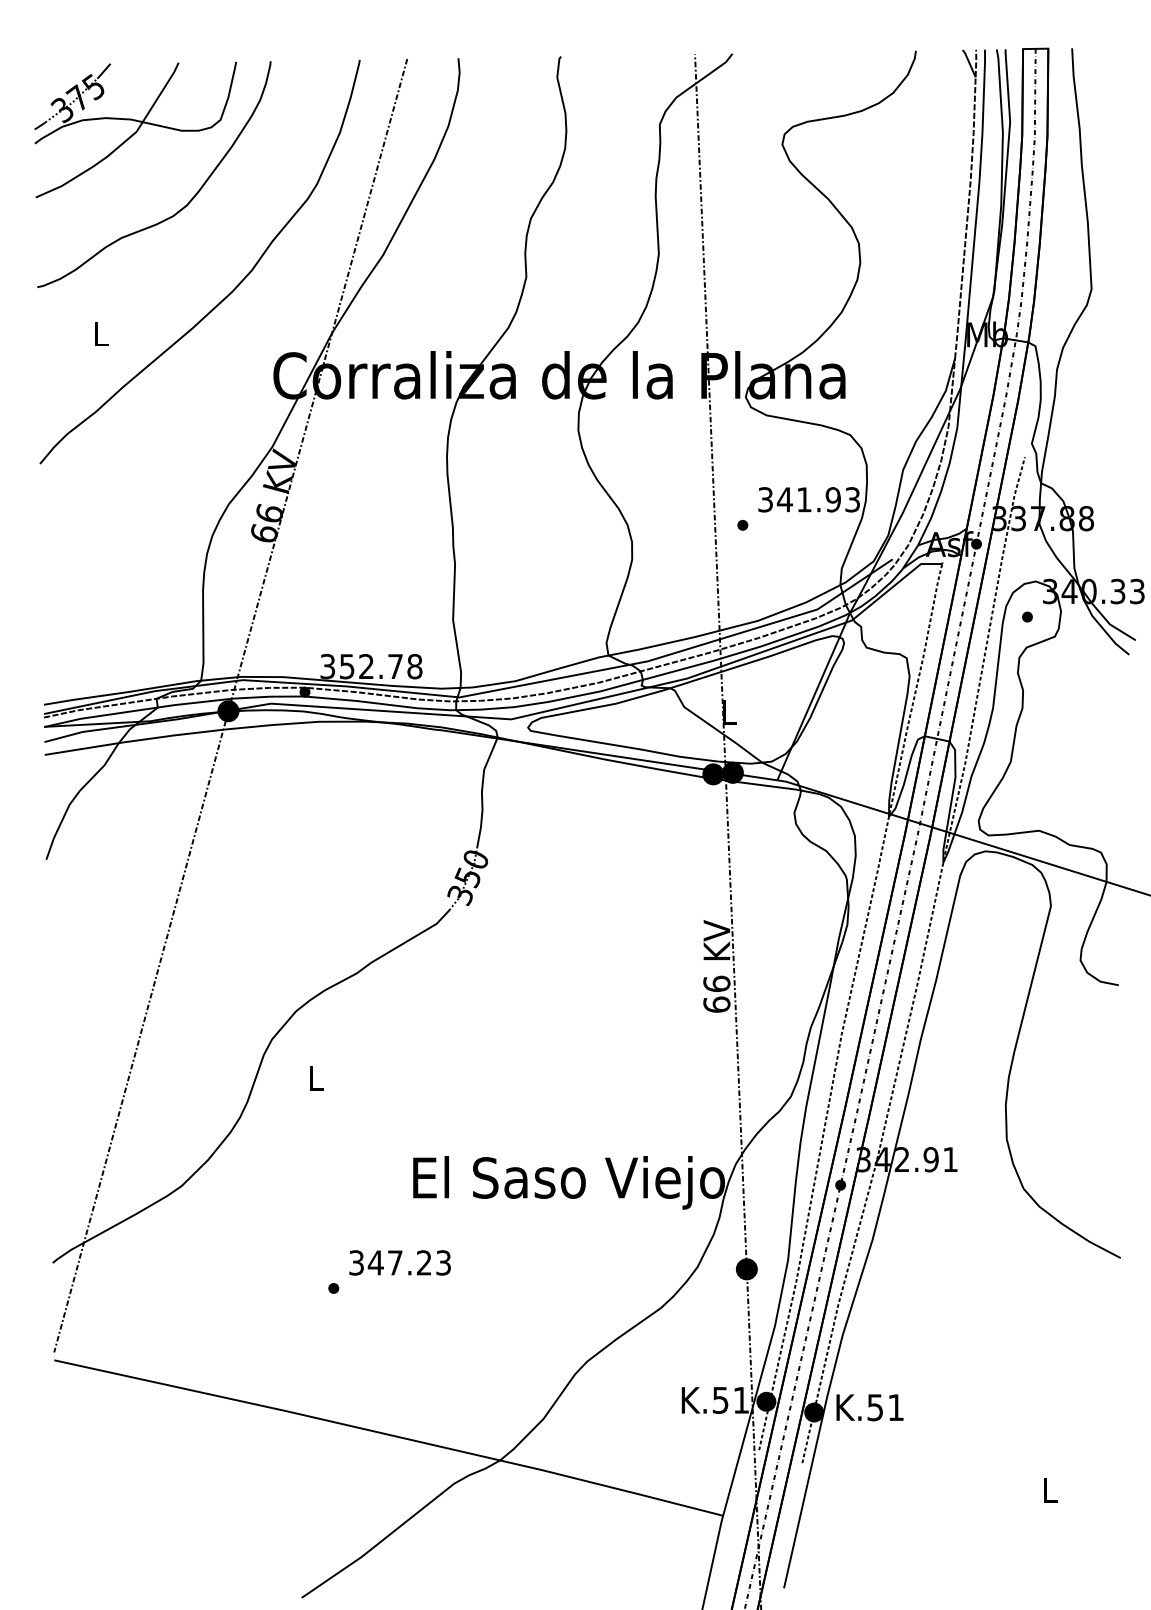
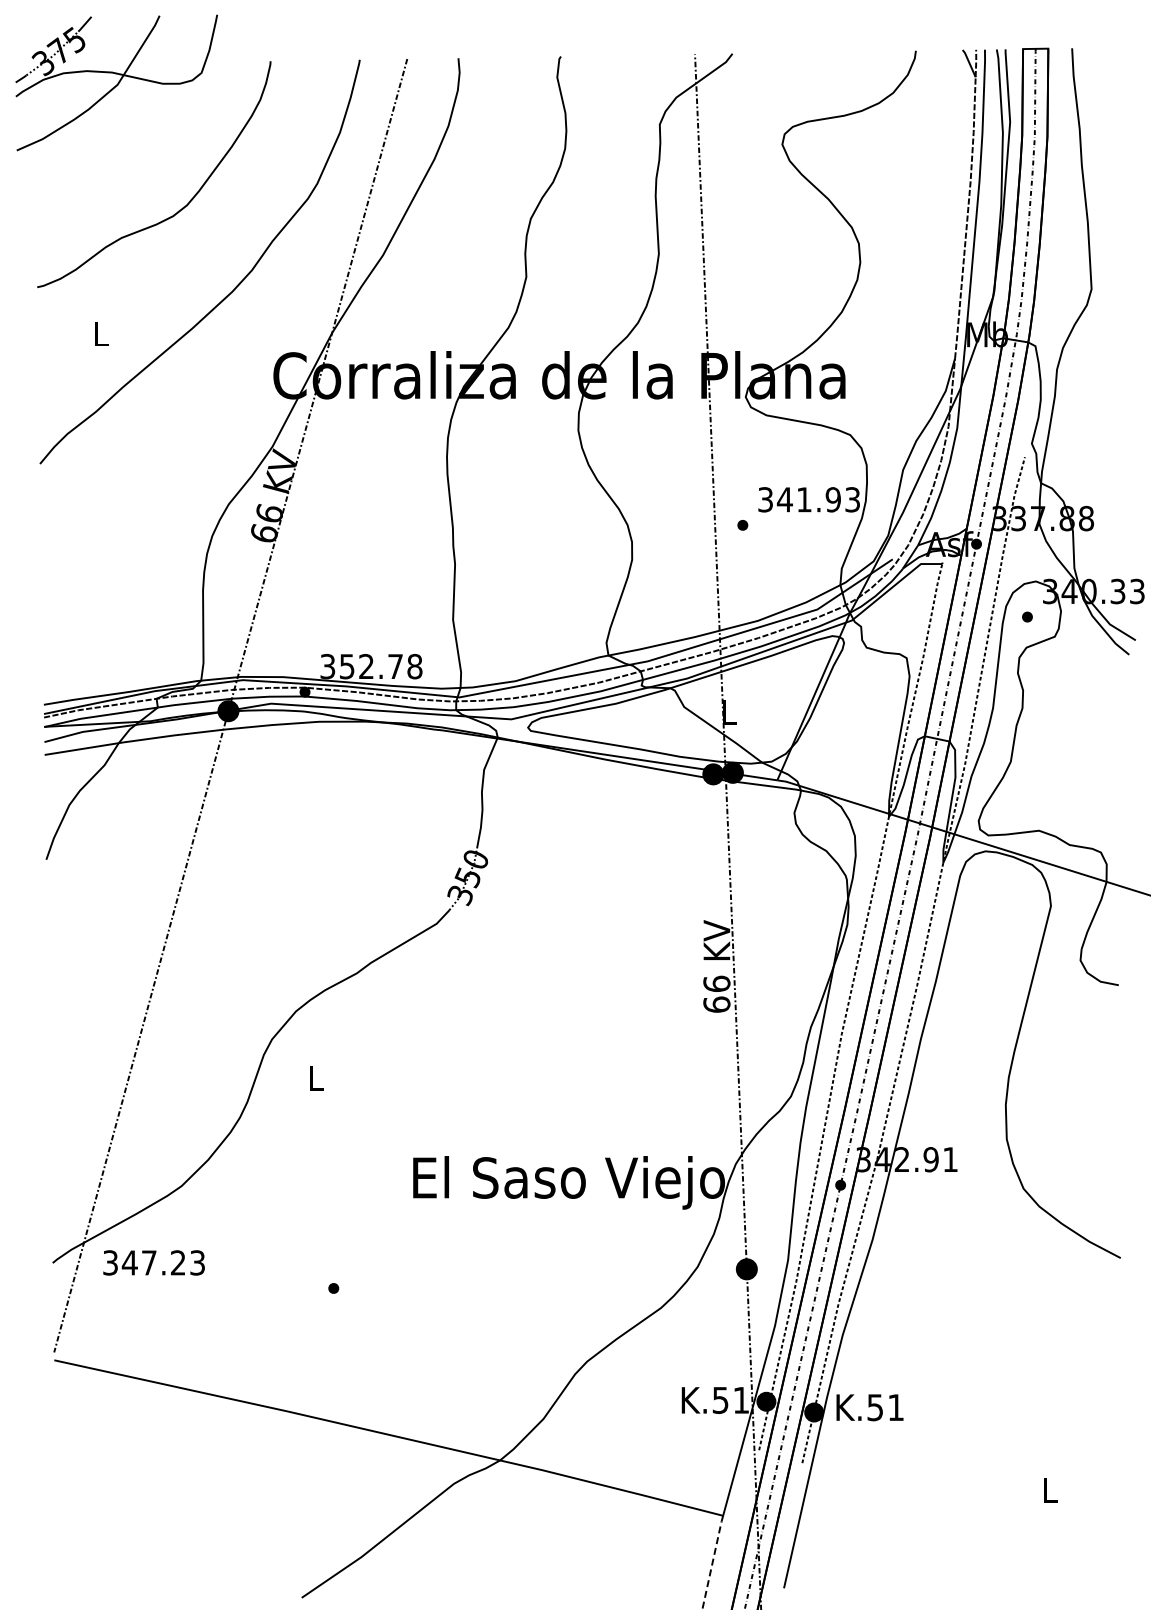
part position: (135, 129) -> (116, 82) (116, 82)
text position: (399, 1262) -> (153, 1262) (153, 1262)
line: solid -> dashed (712, 1562)
